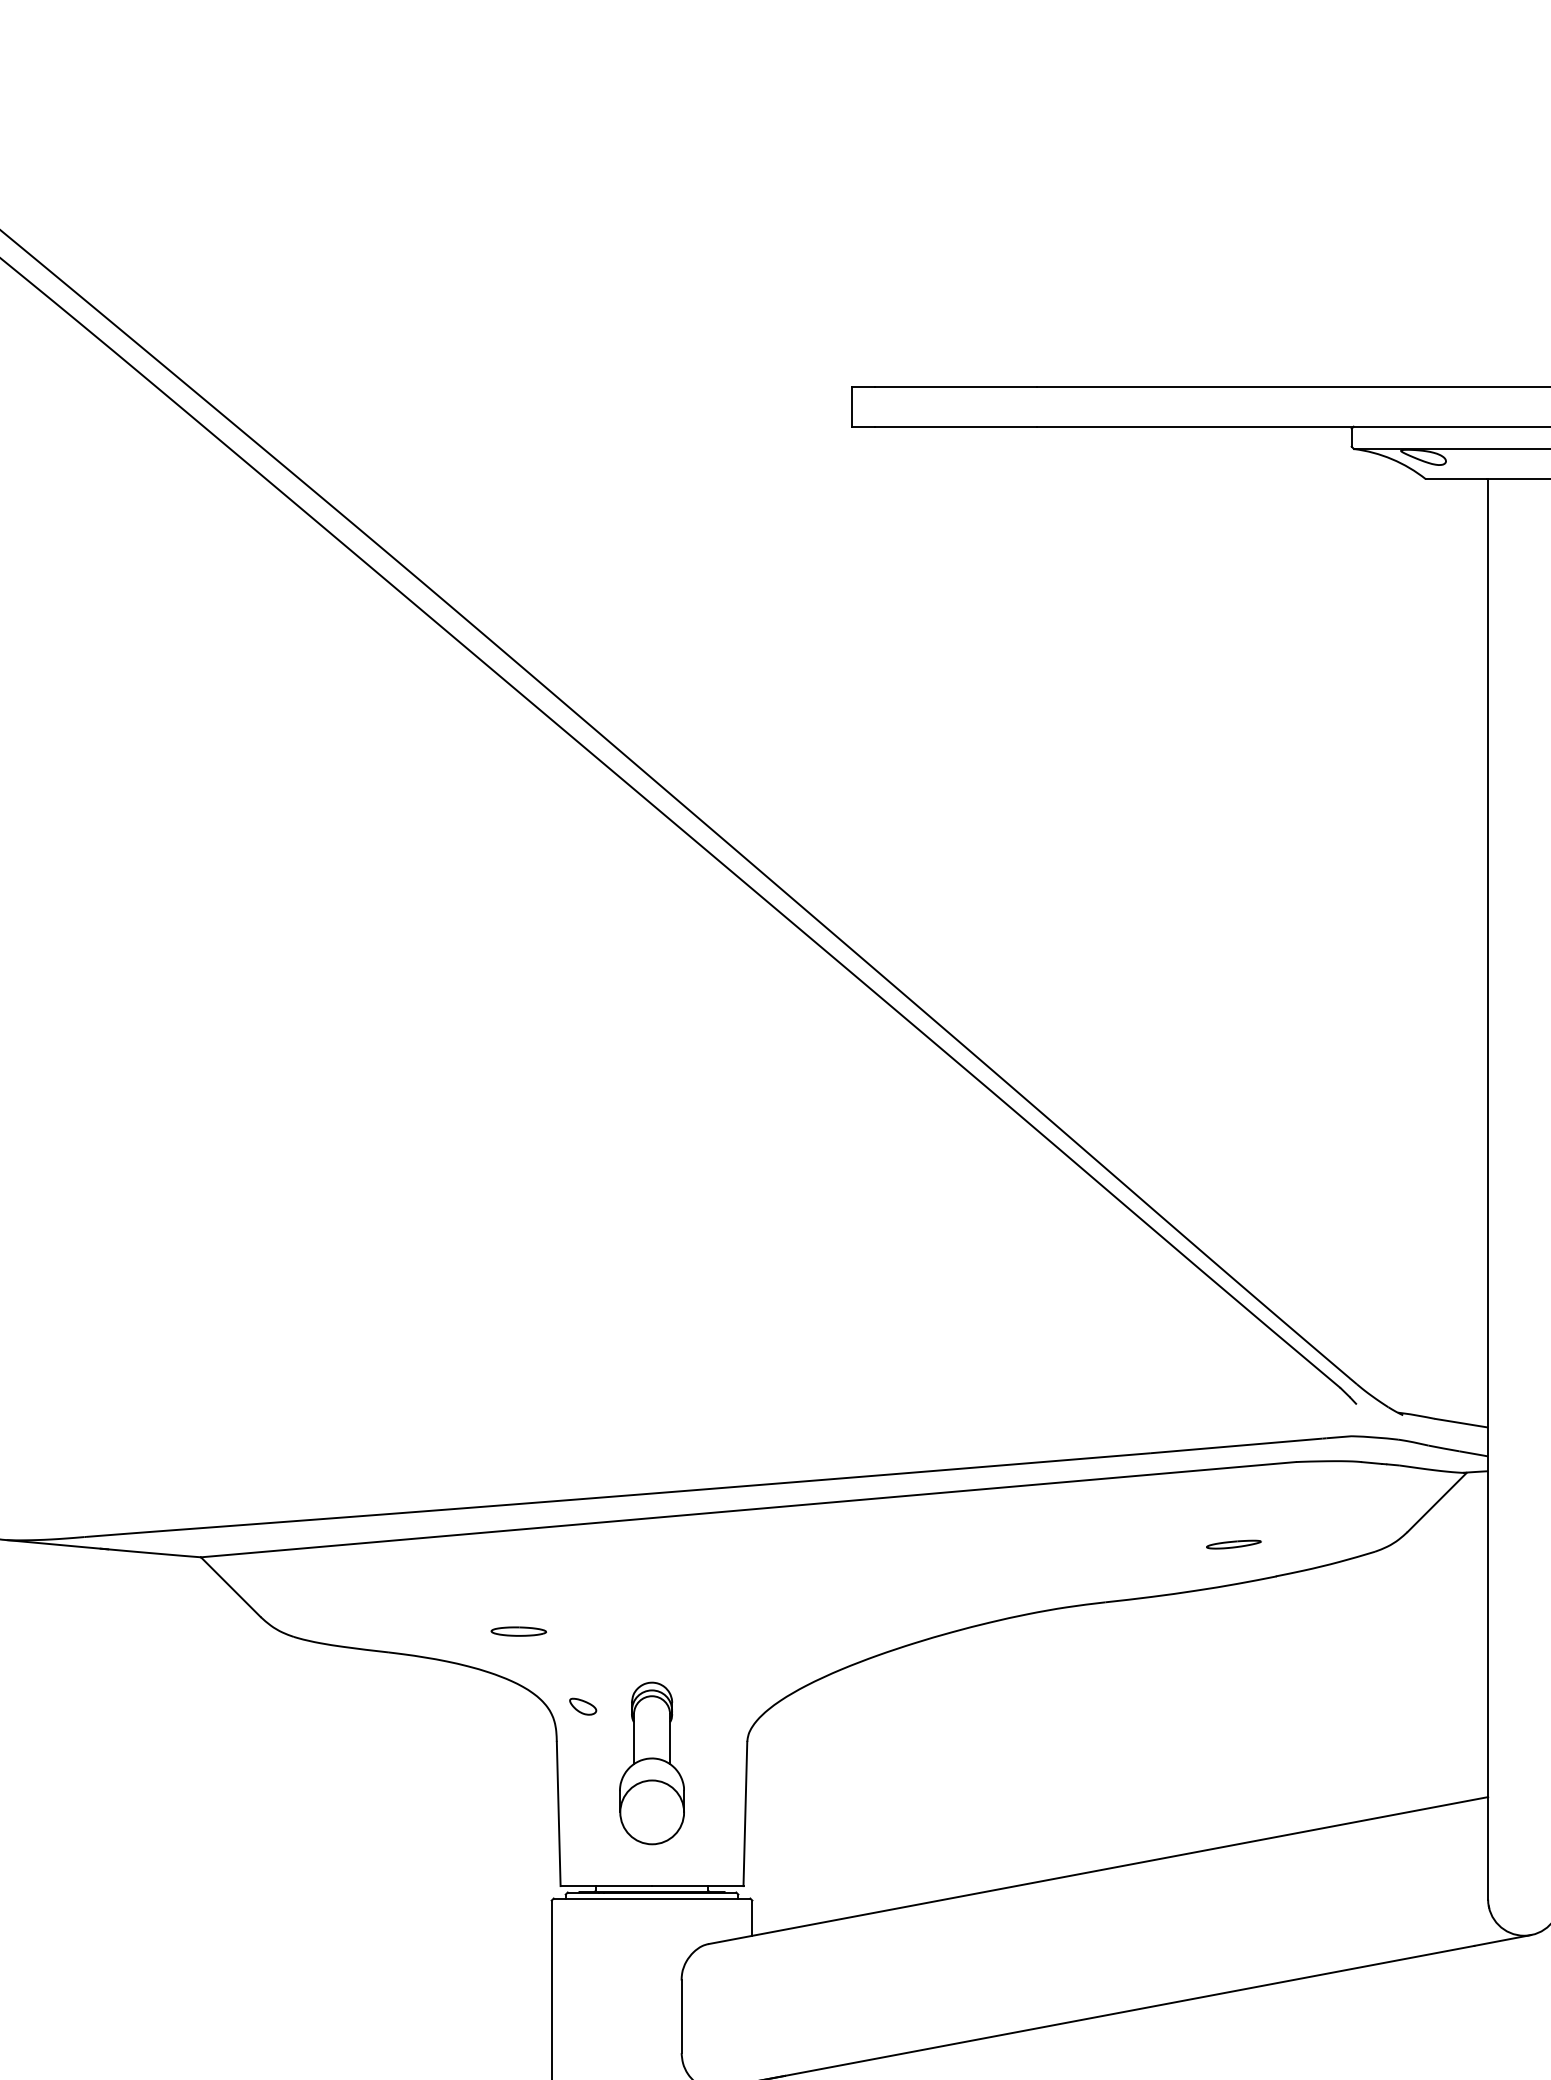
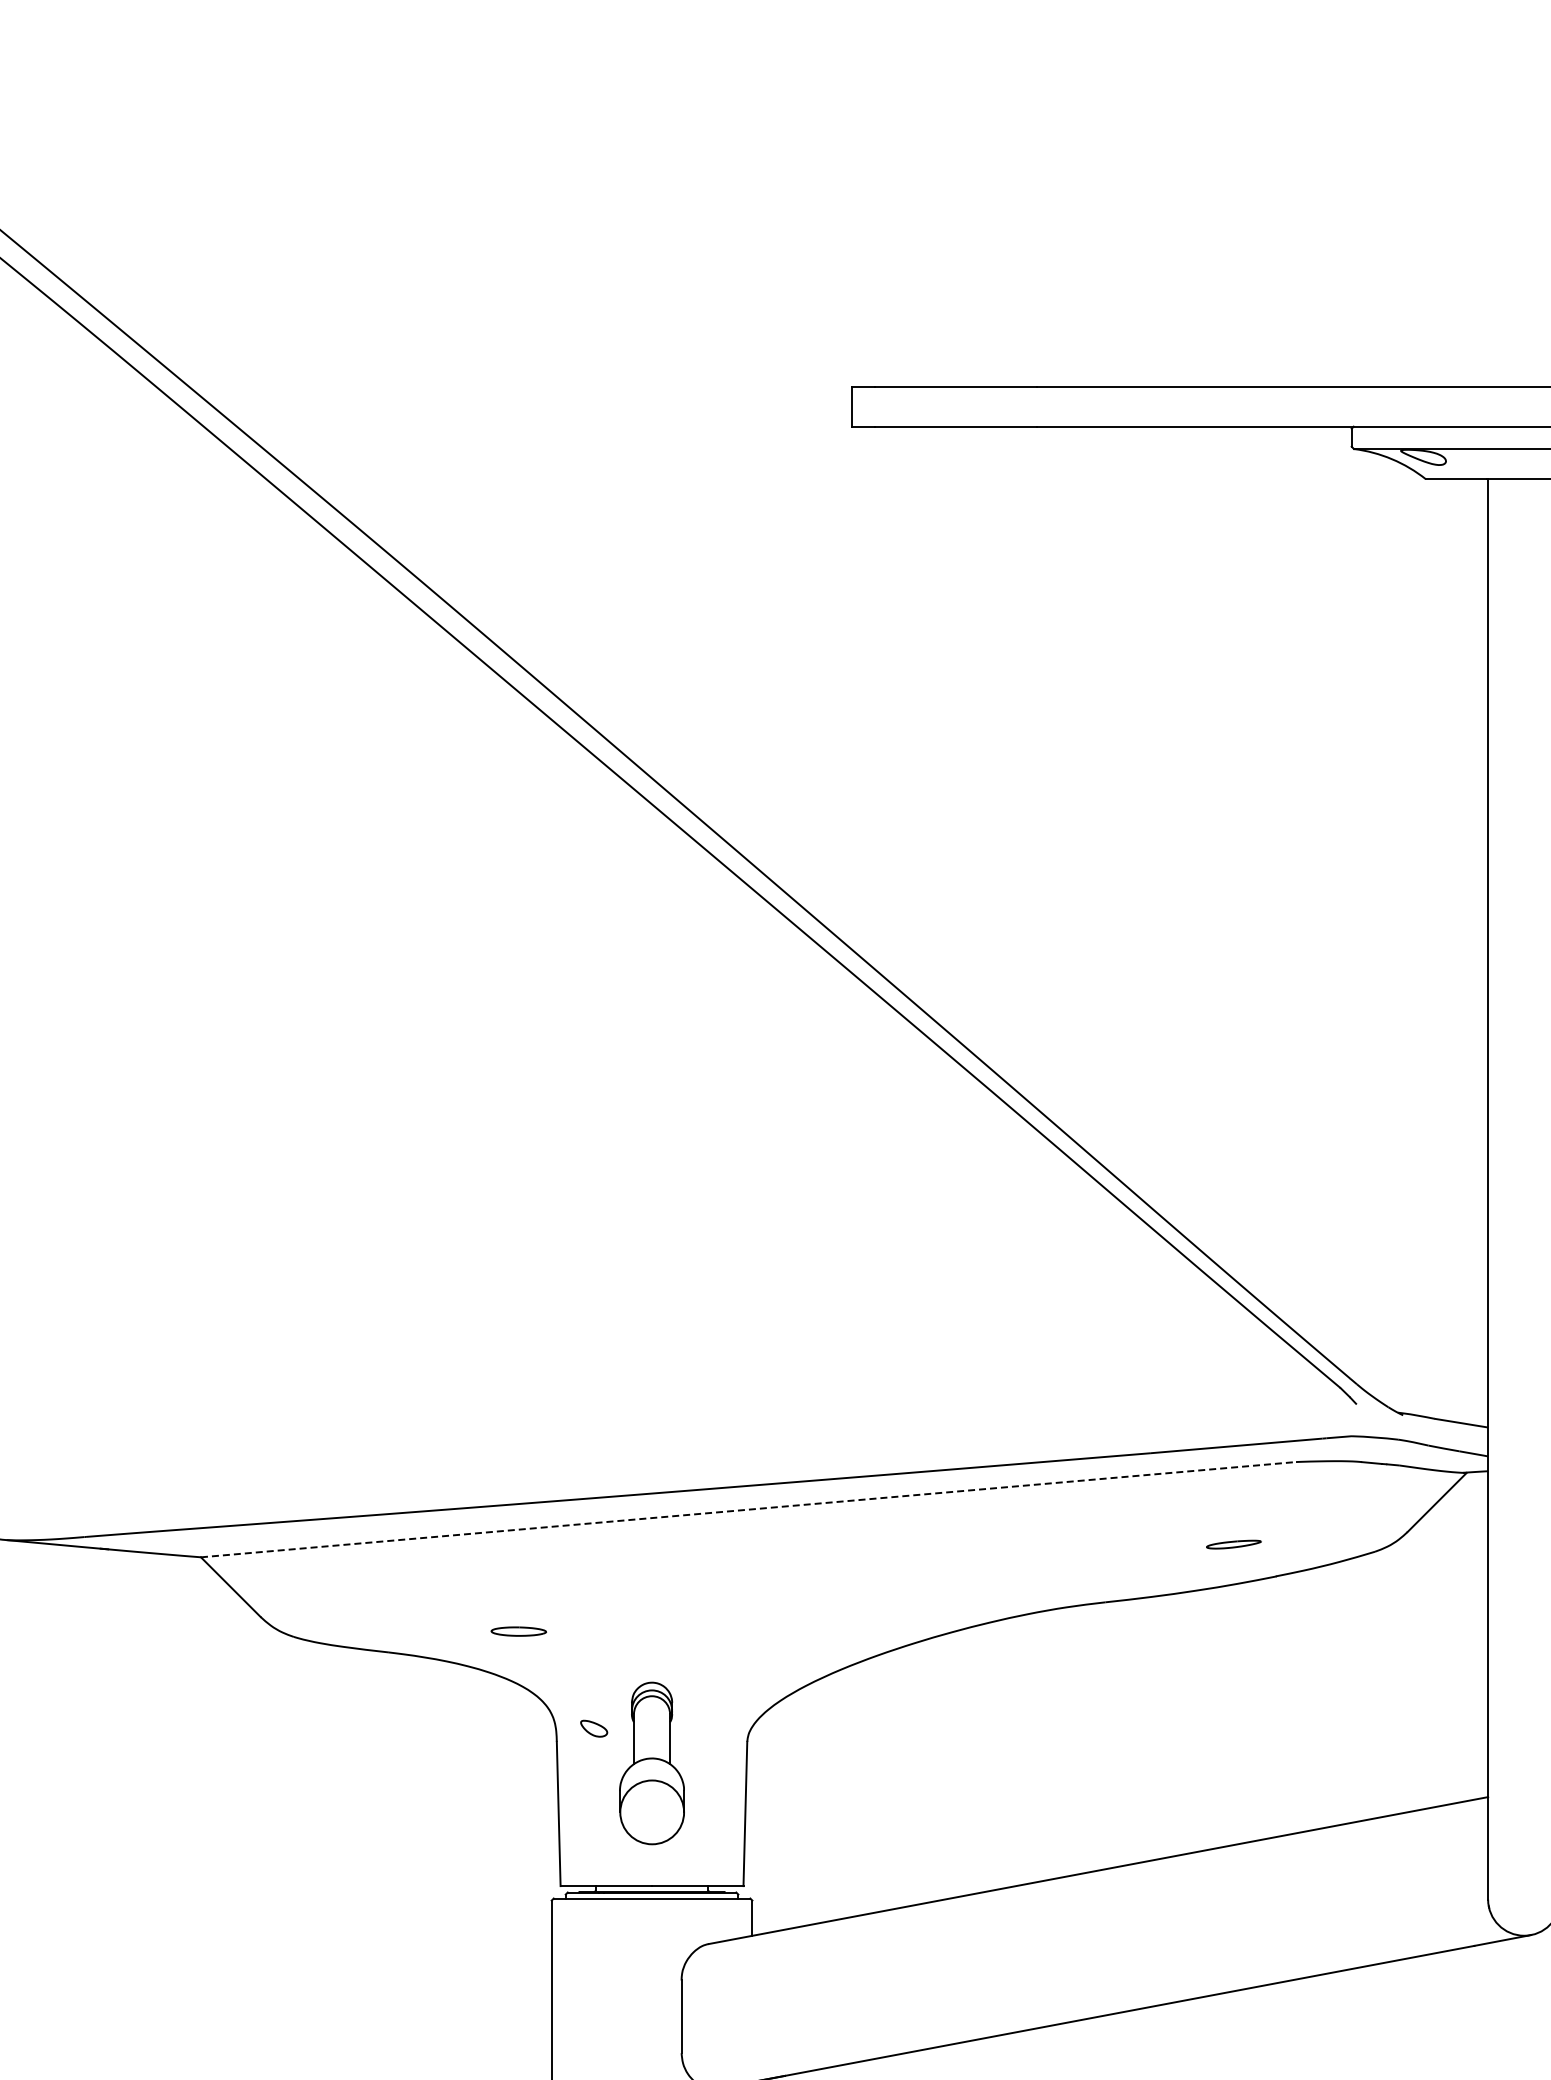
line: solid -> dashed (748, 1509)
part position: (583, 1706) -> (594, 1728) (594, 1728)
